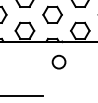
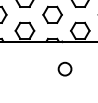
circle position: (58, 61) -> (64, 68) (64, 68)
line: present -> none (22, 95)
